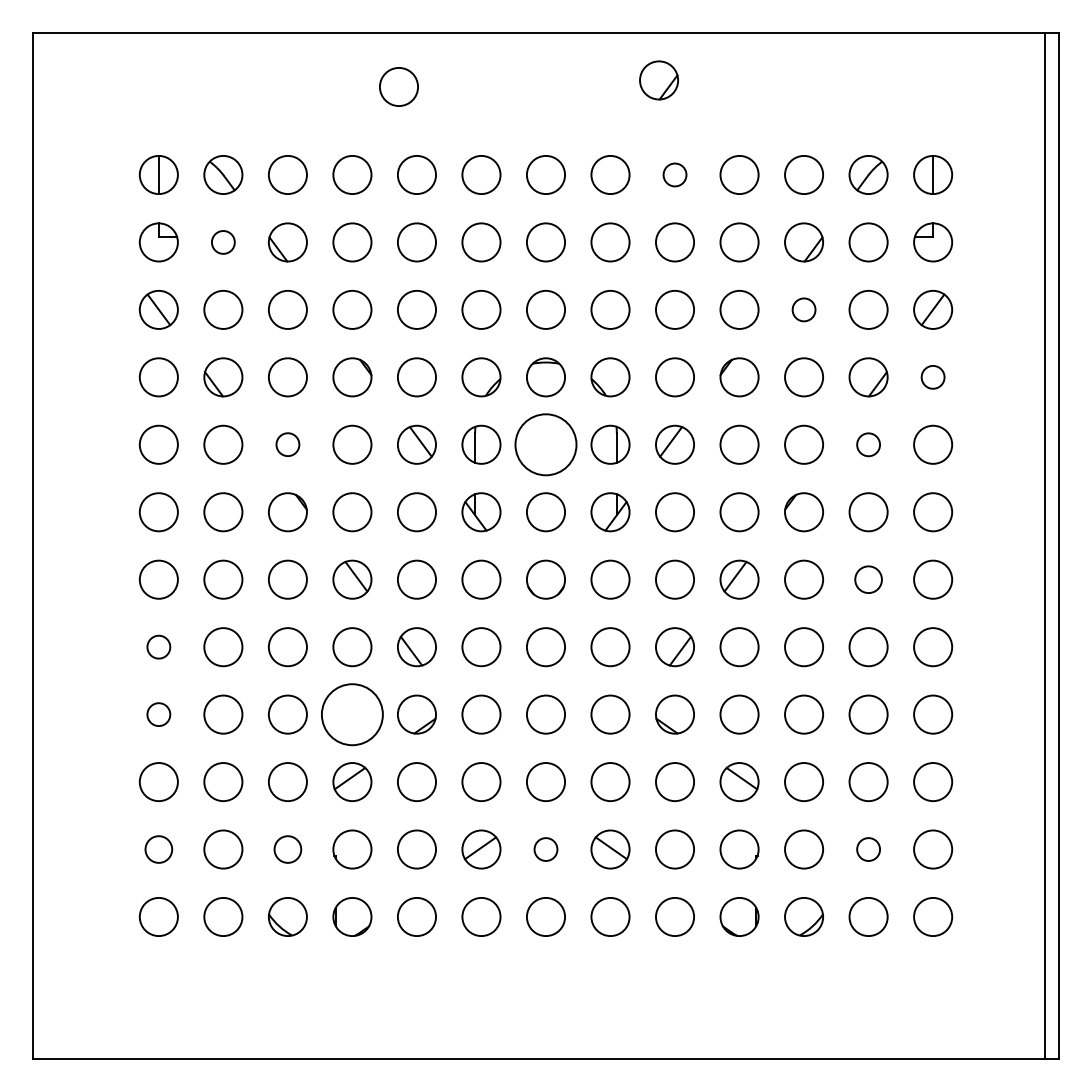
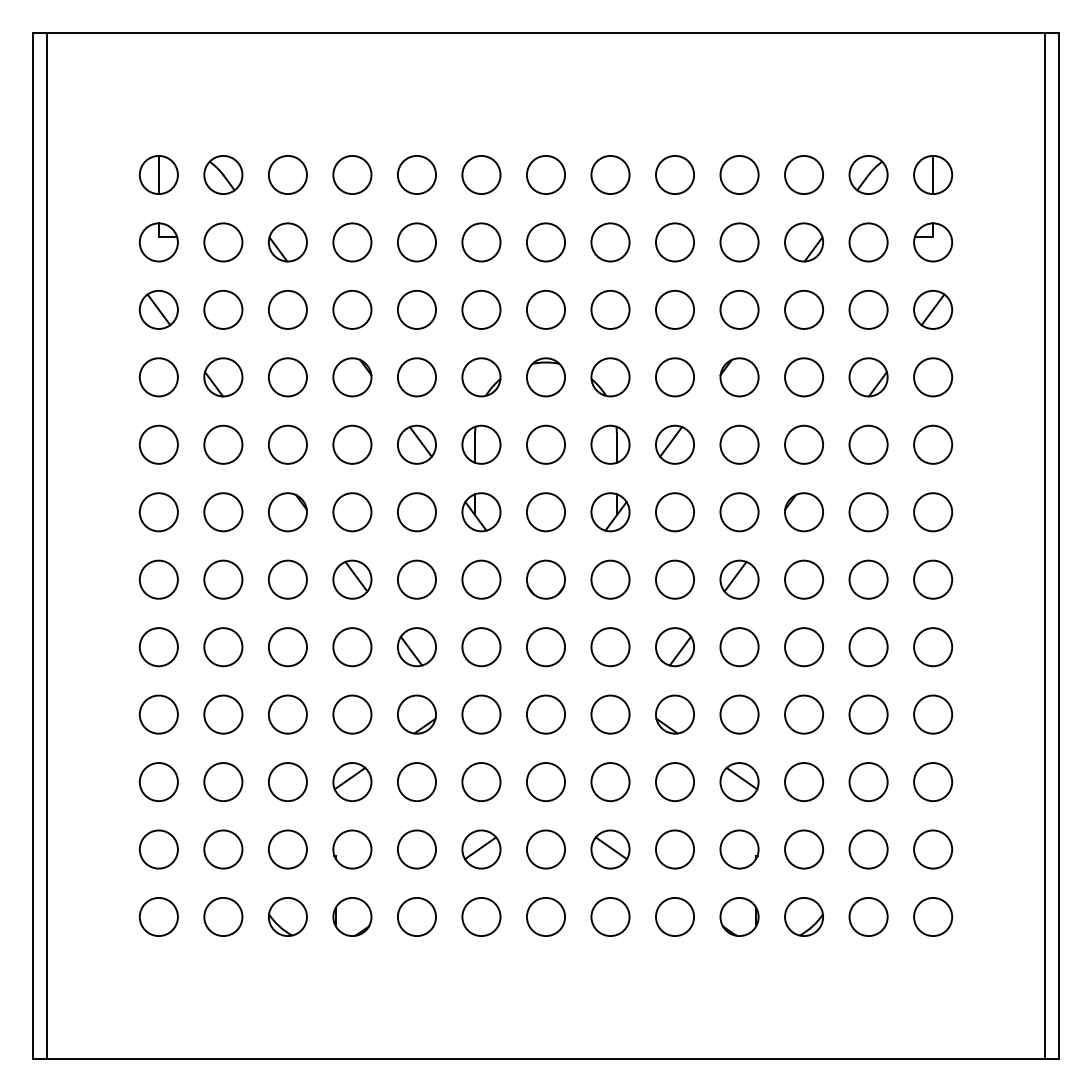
part: present -> none (658, 80)
circle: present -> none (398, 86)
circle diameter: 23 px -> 38 px (674, 174)
circle diameter: 23 px -> 38 px (223, 242)
circle diameter: 23 px -> 38 px (804, 309)
circle diameter: 23 px -> 38 px (933, 377)
circle size: 26x25 px -> 40x41 px (287, 444)
circle diameter: 61 px -> 38 px (545, 444)
circle diameter: 23 px -> 38 px (868, 444)
line: none -> present (47, 545)
circle diameter: 27 px -> 38 px (868, 579)
circle diameter: 23 px -> 38 px (158, 647)
circle diameter: 23 px -> 38 px (158, 714)
circle size: 63x64 px -> 41x41 px (352, 714)
circle diameter: 27 px -> 38 px (158, 849)
circle diameter: 27 px -> 38 px (287, 849)
circle diameter: 23 px -> 38 px (545, 849)
circle diameter: 23 px -> 38 px (868, 849)
